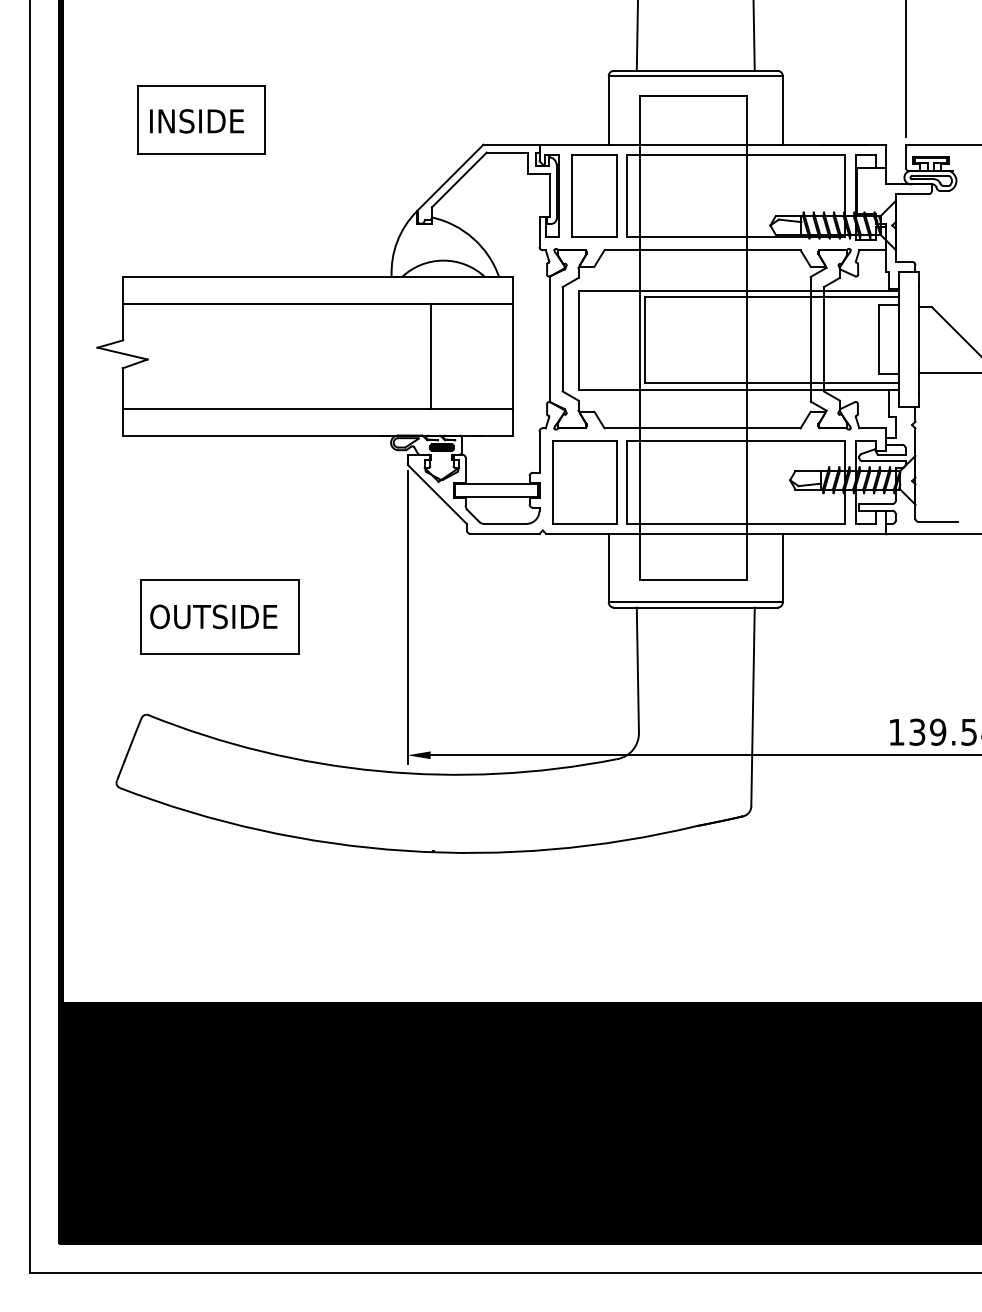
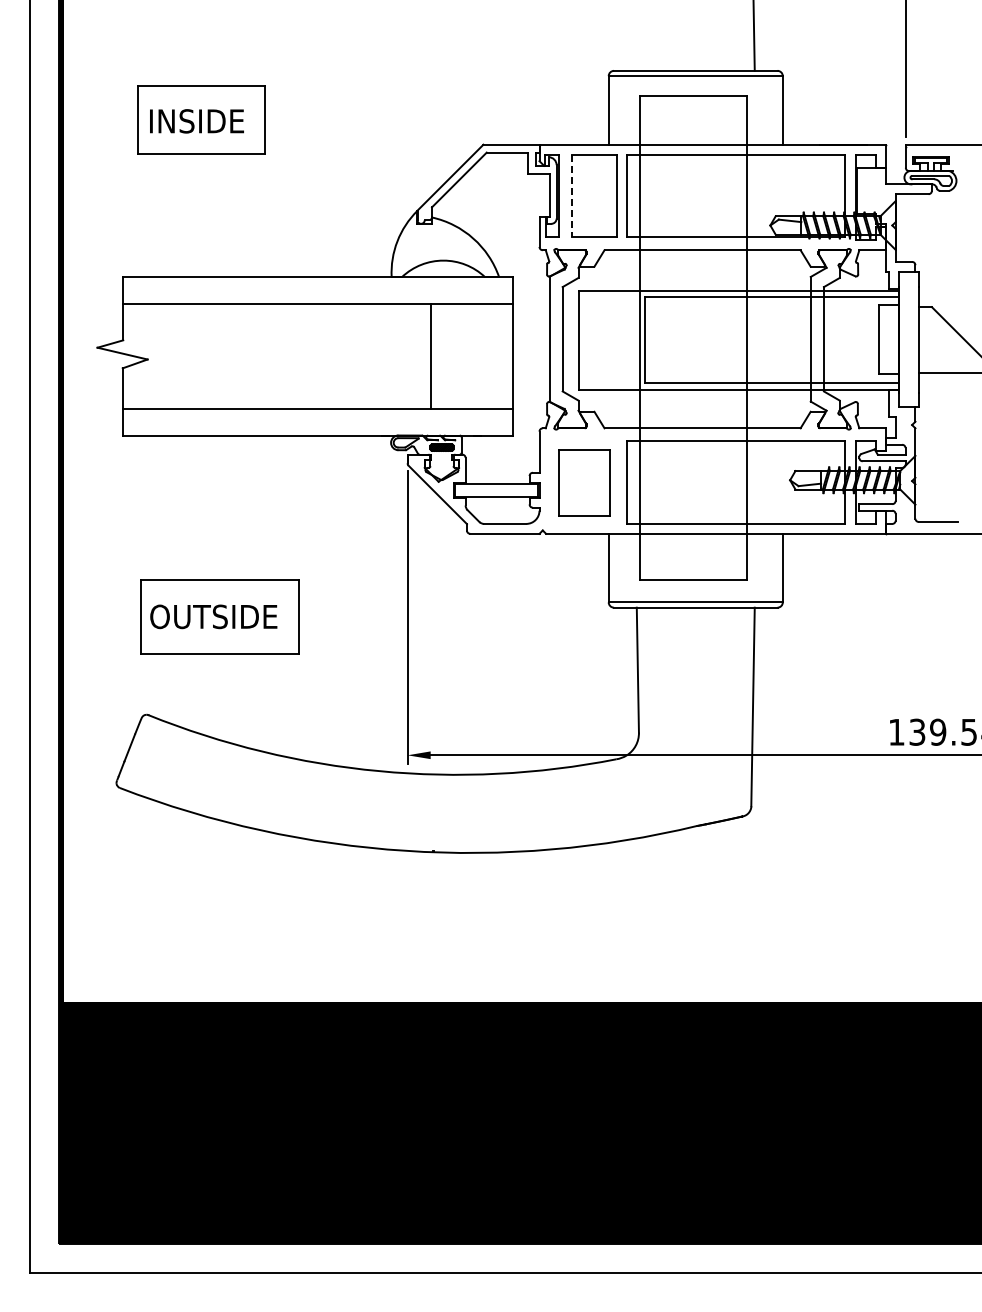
line: present -> none (636, 36)
line: solid -> dashed (572, 196)
part size: 66x85 px -> 53x68 px (584, 482)
